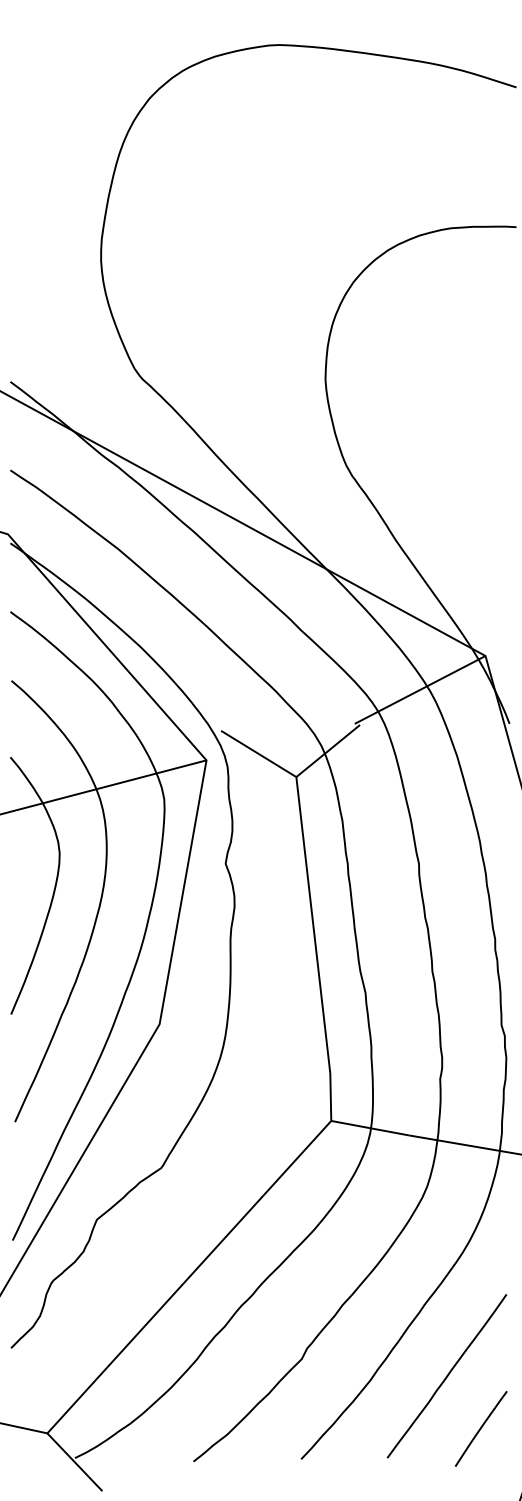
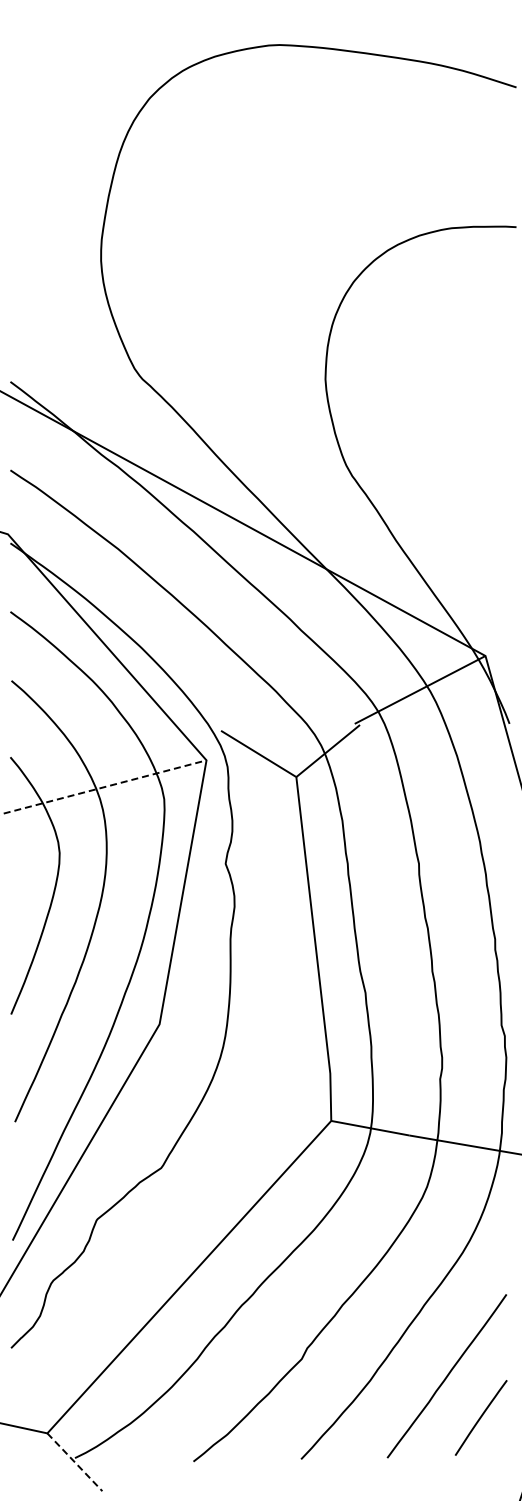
line: solid -> dashed (104, 787)
line position: (481, 1428) -> (481, 1417) (481, 1417)
line: solid -> dashed (74, 1462)
